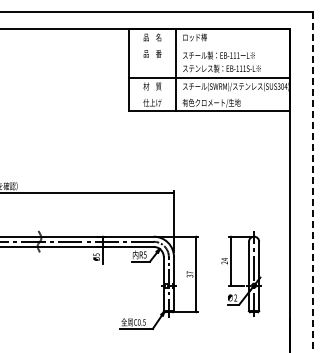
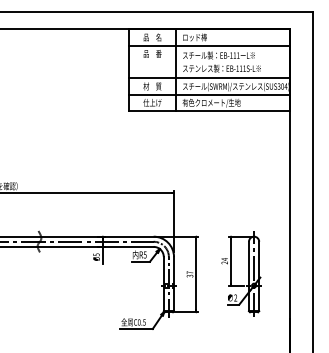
line: none -> present (209, 45)
line: none -> present (209, 94)
line: dashed -> solid (313, 183)
